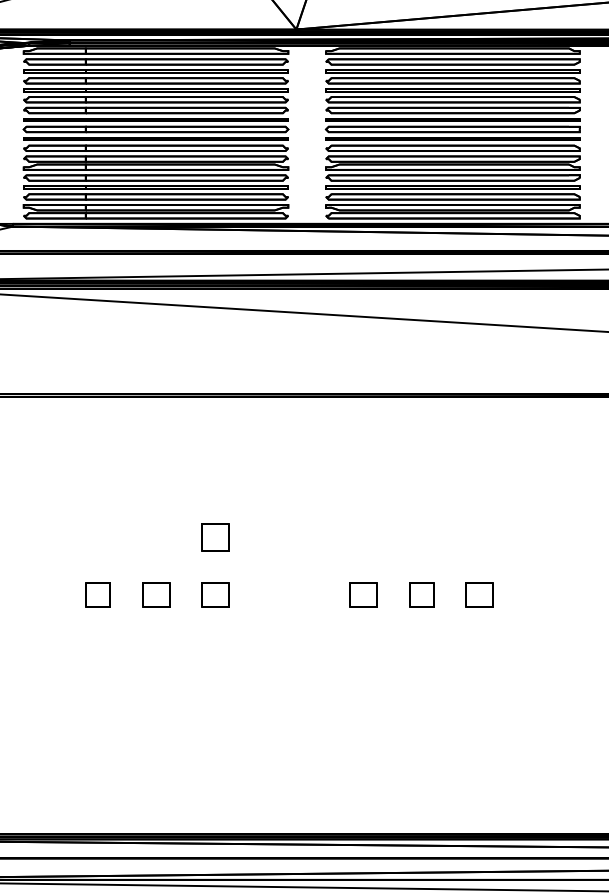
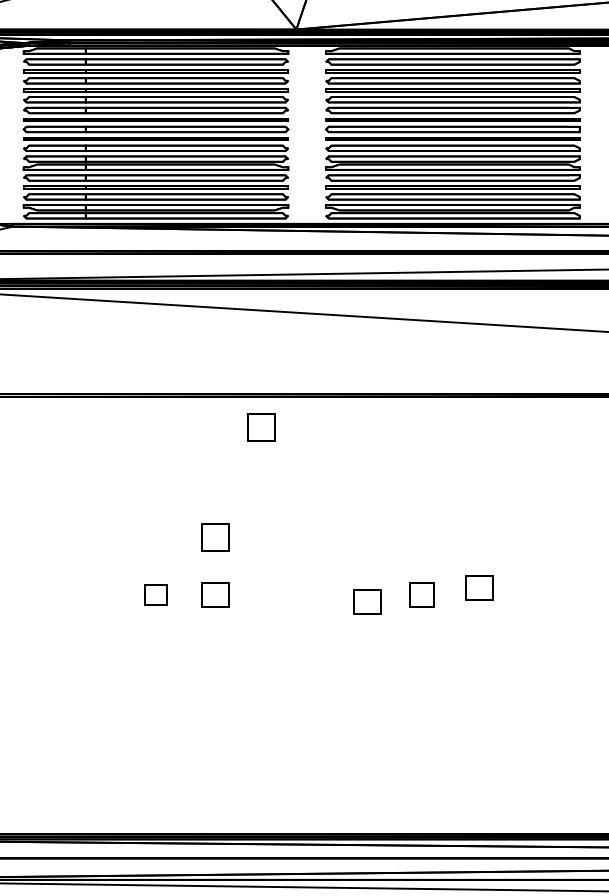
part: none -> present (261, 427)
part: present -> none (97, 594)
part size: 29x26 px -> 24x22 px (155, 594)
part position: (363, 594) -> (367, 601) (367, 601)
part position: (479, 594) -> (479, 587) (479, 587)
